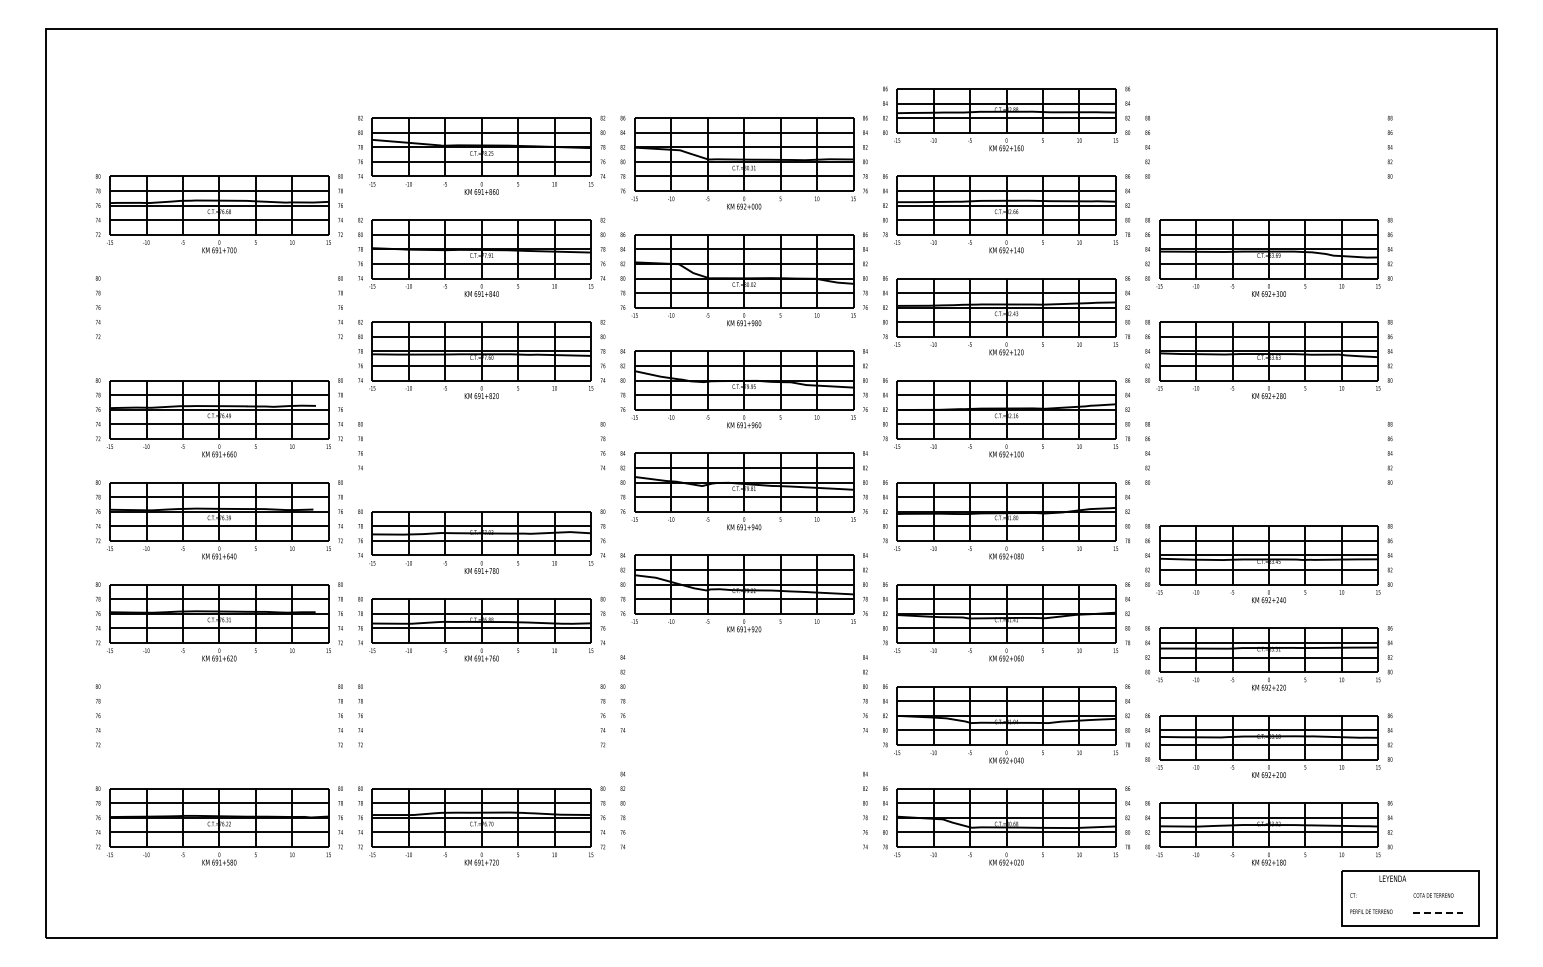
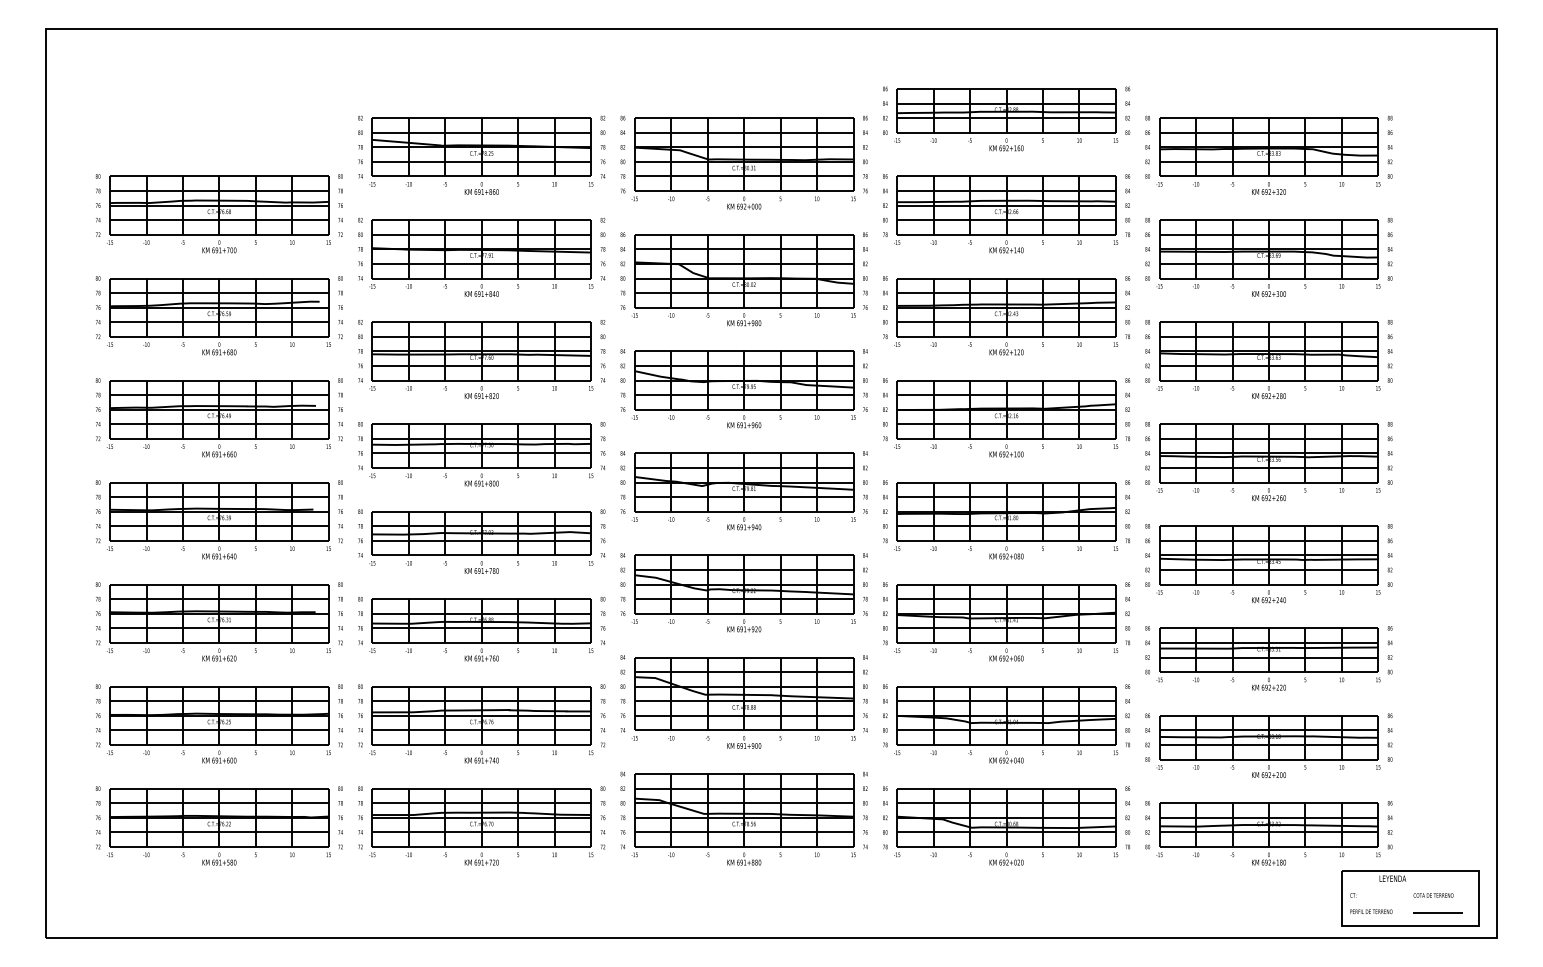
part: none -> present (1268, 155)
part: none -> present (218, 316)
part: none -> present (481, 454)
part: none -> present (1268, 462)
part: none -> present (743, 702)
part: none -> present (218, 724)
part: none -> present (481, 724)
part: none -> present (743, 819)
line: dashed -> solid (1437, 912)
